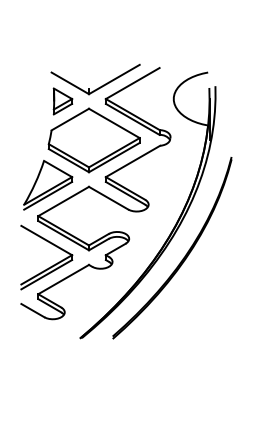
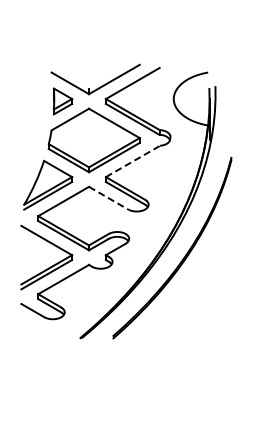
line: solid -> dashed (133, 161)
line: solid -> dashed (108, 198)
